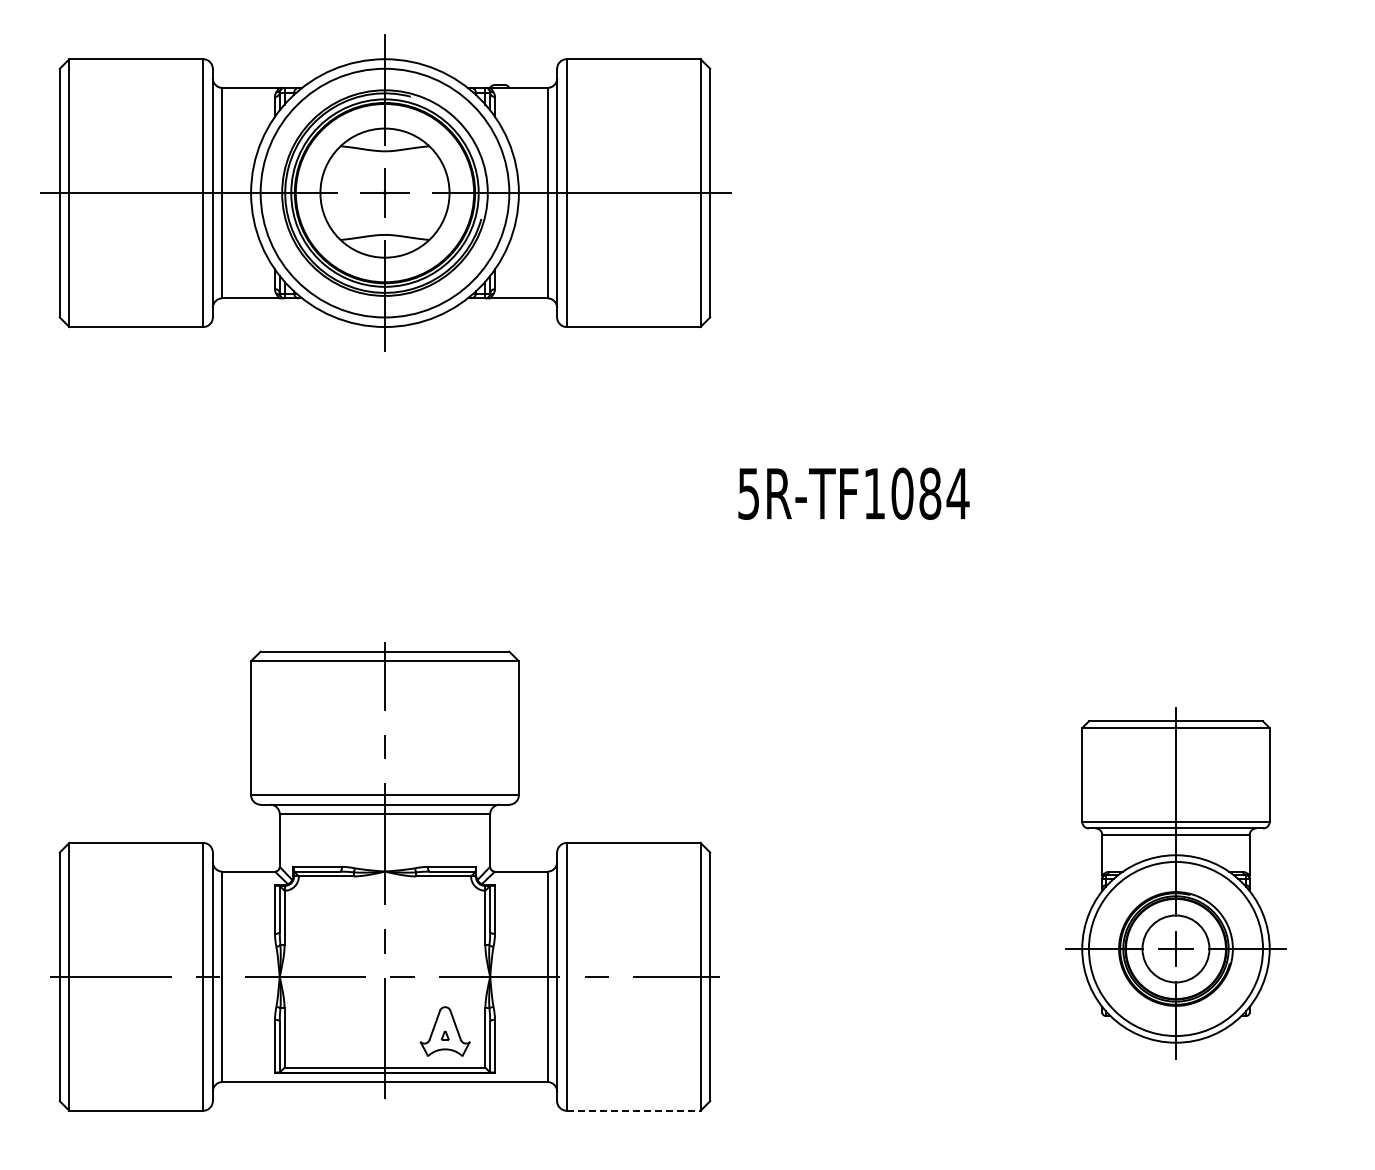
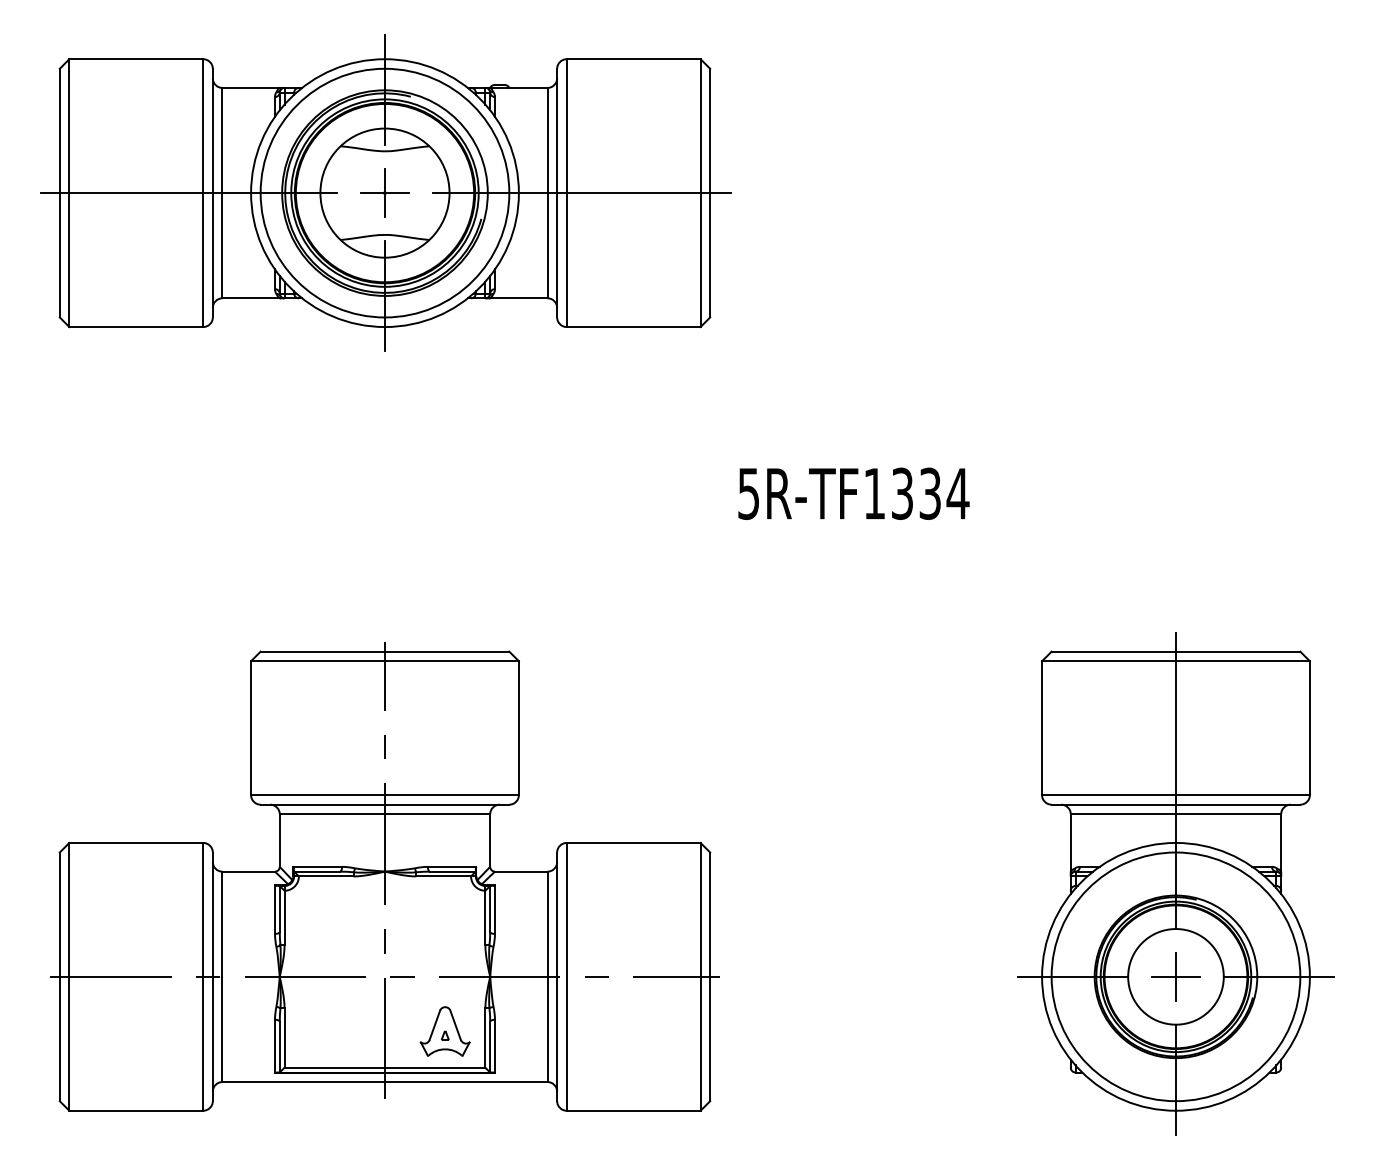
text: 5R-TF1084 -> 5R-TF1334 (916, 493)
part size: 222x353 px -> 318x504 px (1175, 883)
line: dashed -> solid (633, 1110)
